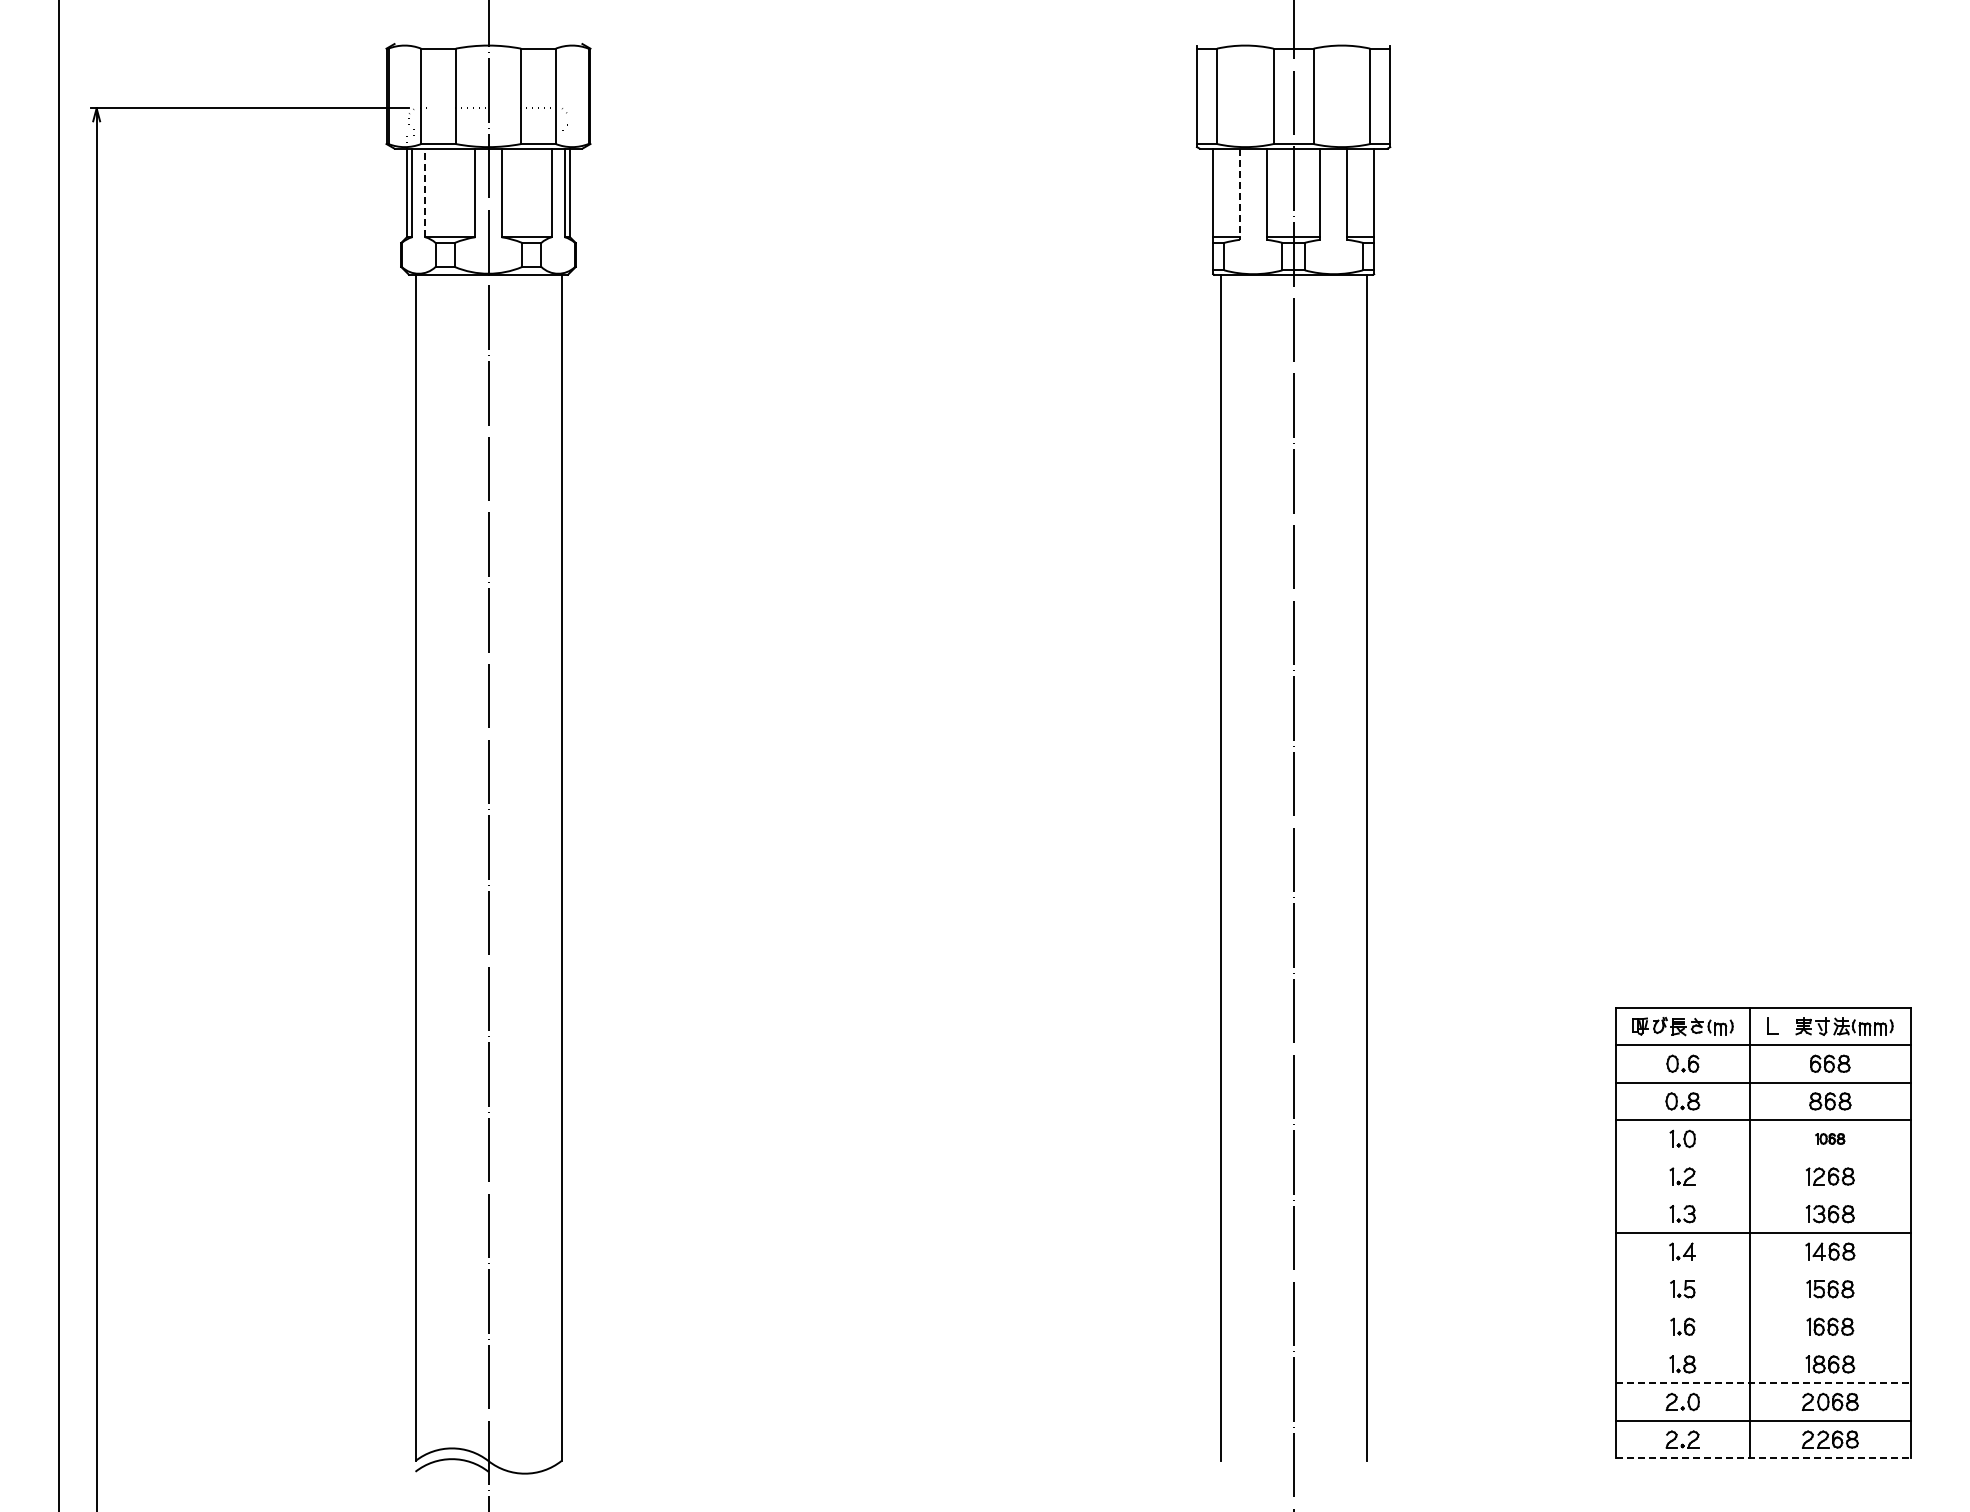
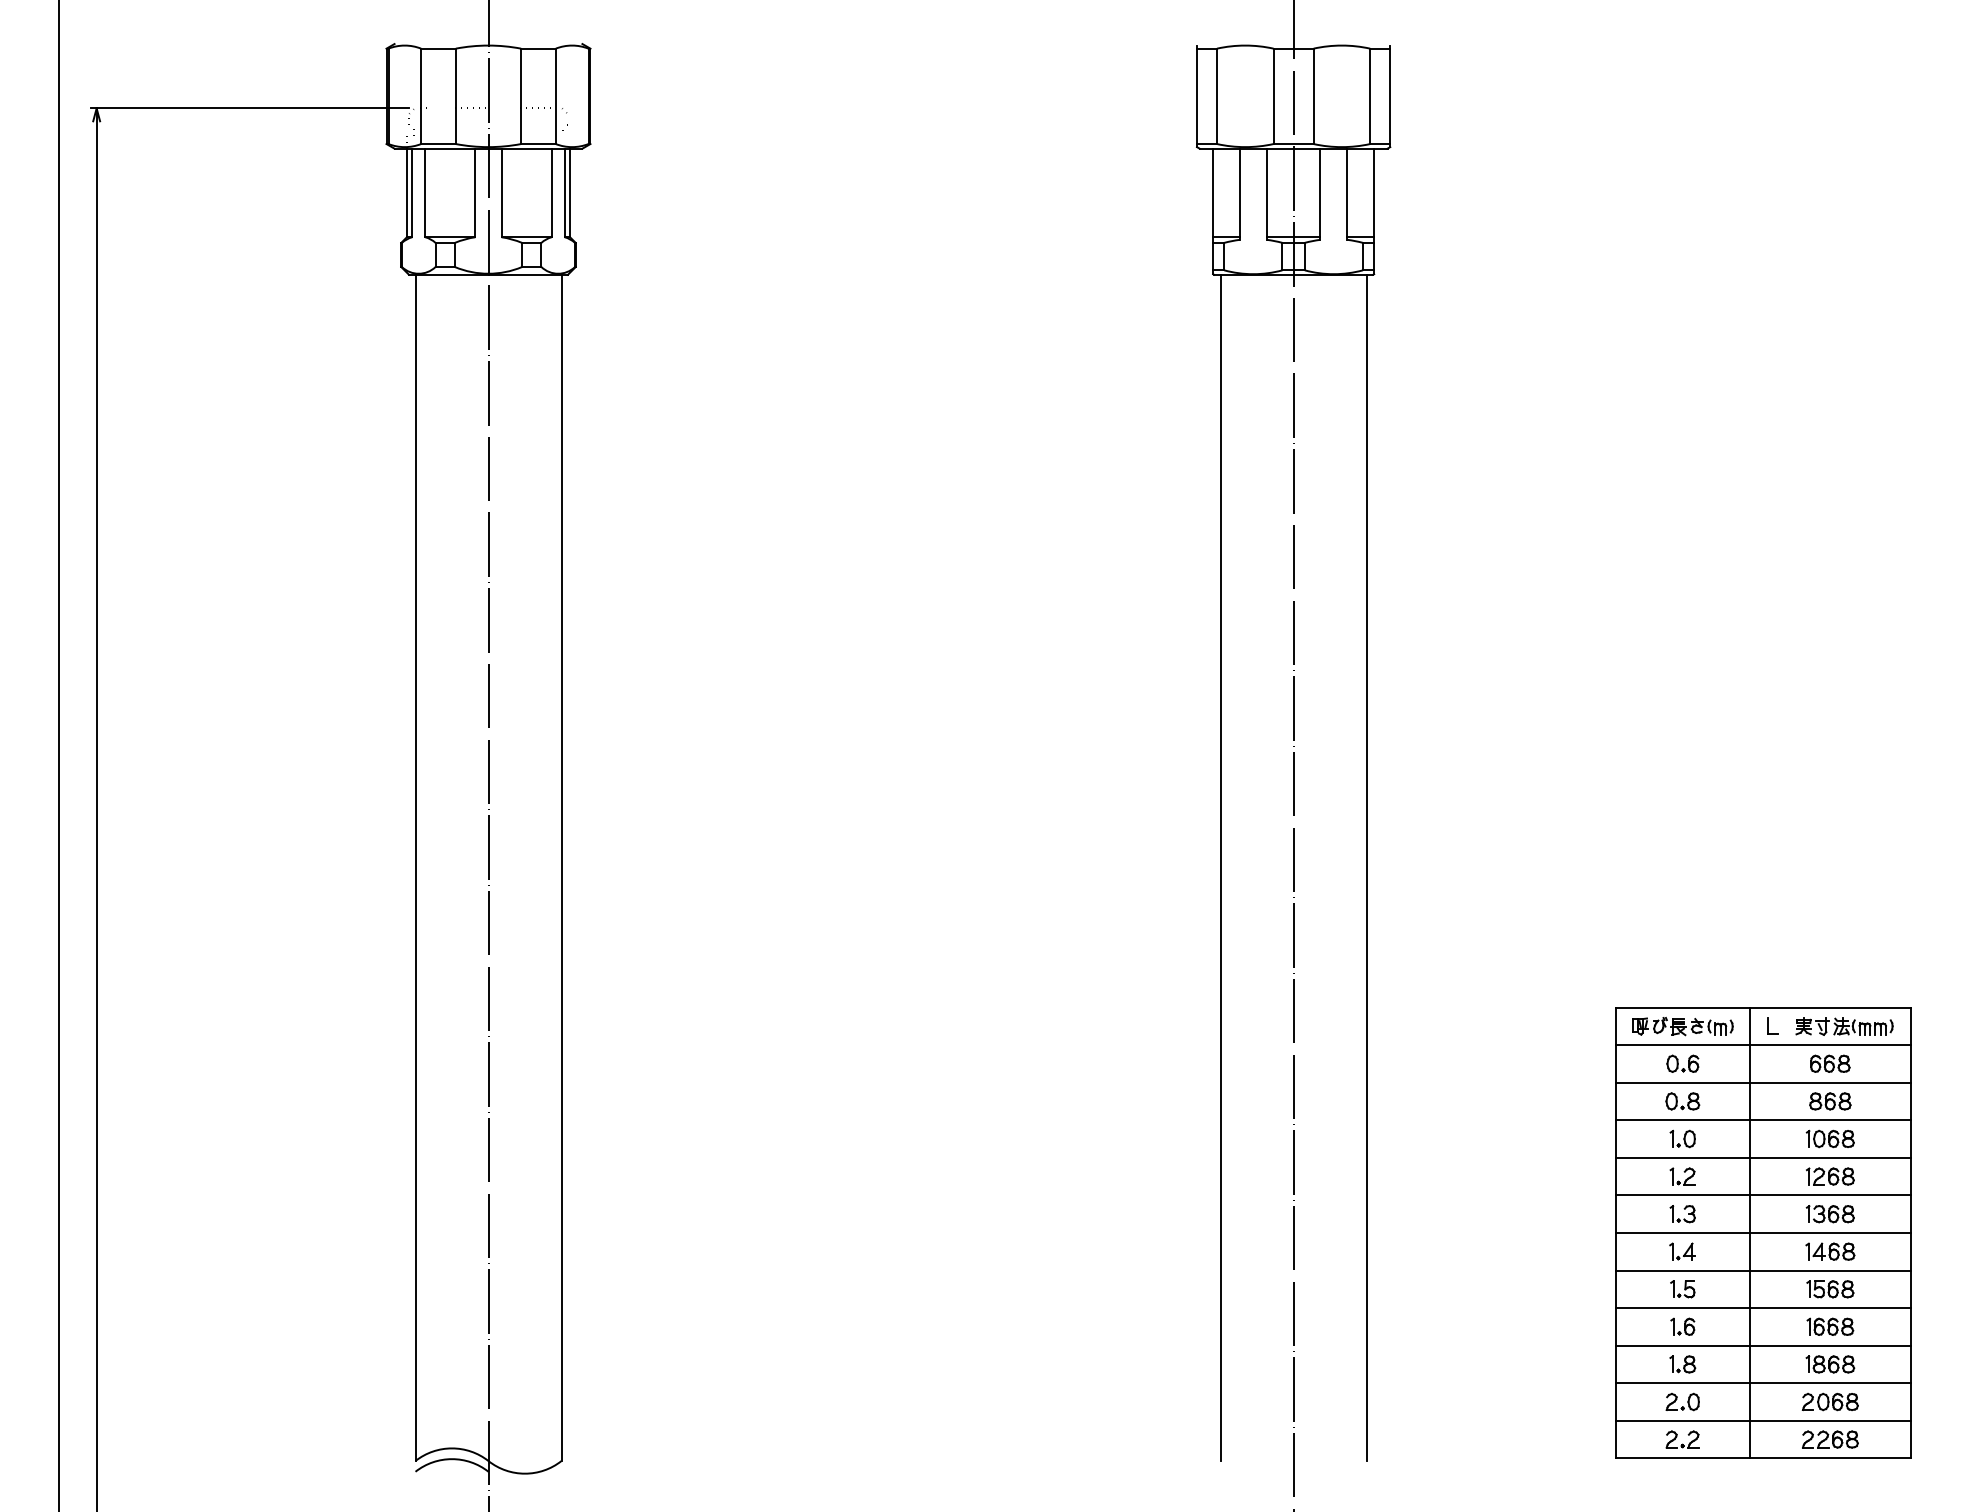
line: dashed -> solid (425, 192)
line: dashed -> solid (1239, 194)
part size: 31x12 px -> 50x20 px (1829, 1138)
line: none -> present (1762, 1157)
line: none -> present (1762, 1195)
line: none -> present (1762, 1270)
line: none -> present (1762, 1308)
line: none -> present (1762, 1345)
line: dashed -> solid (1763, 1383)
line: dashed -> solid (1763, 1458)
